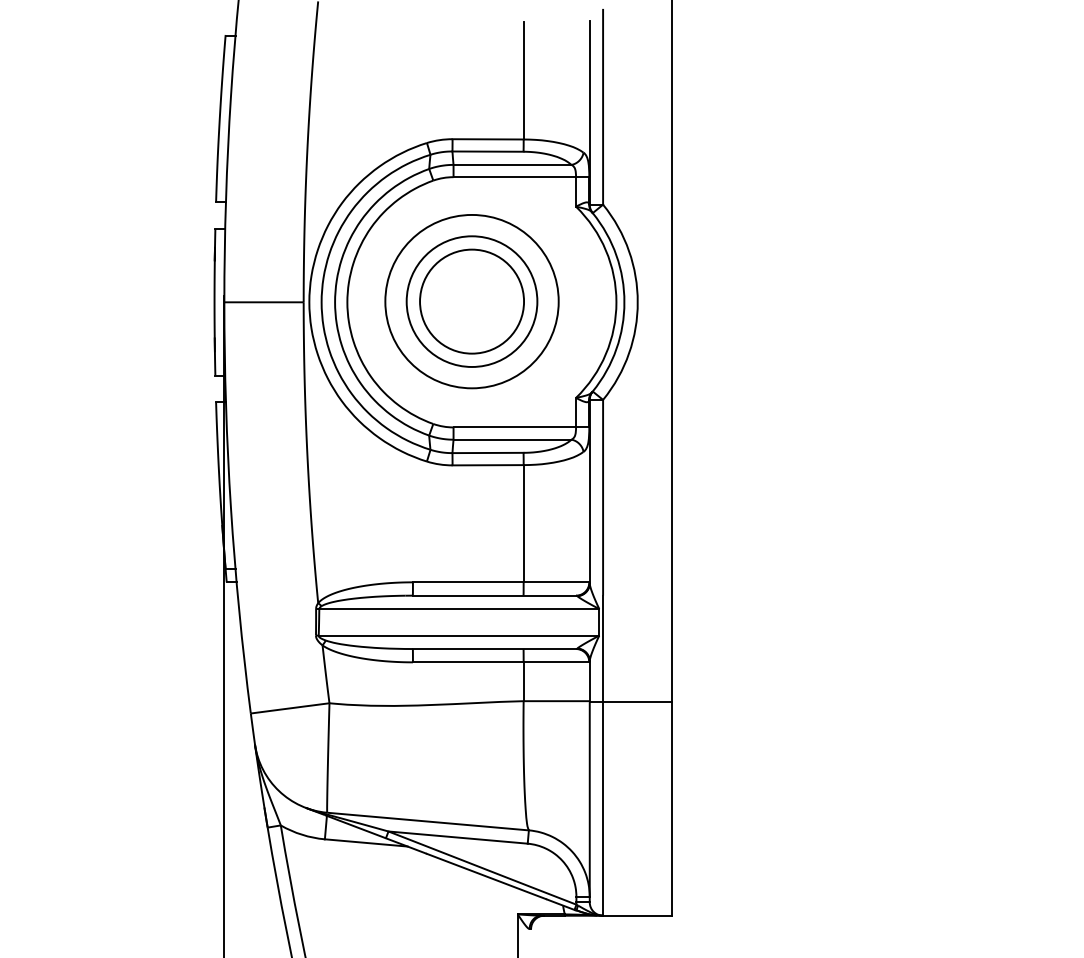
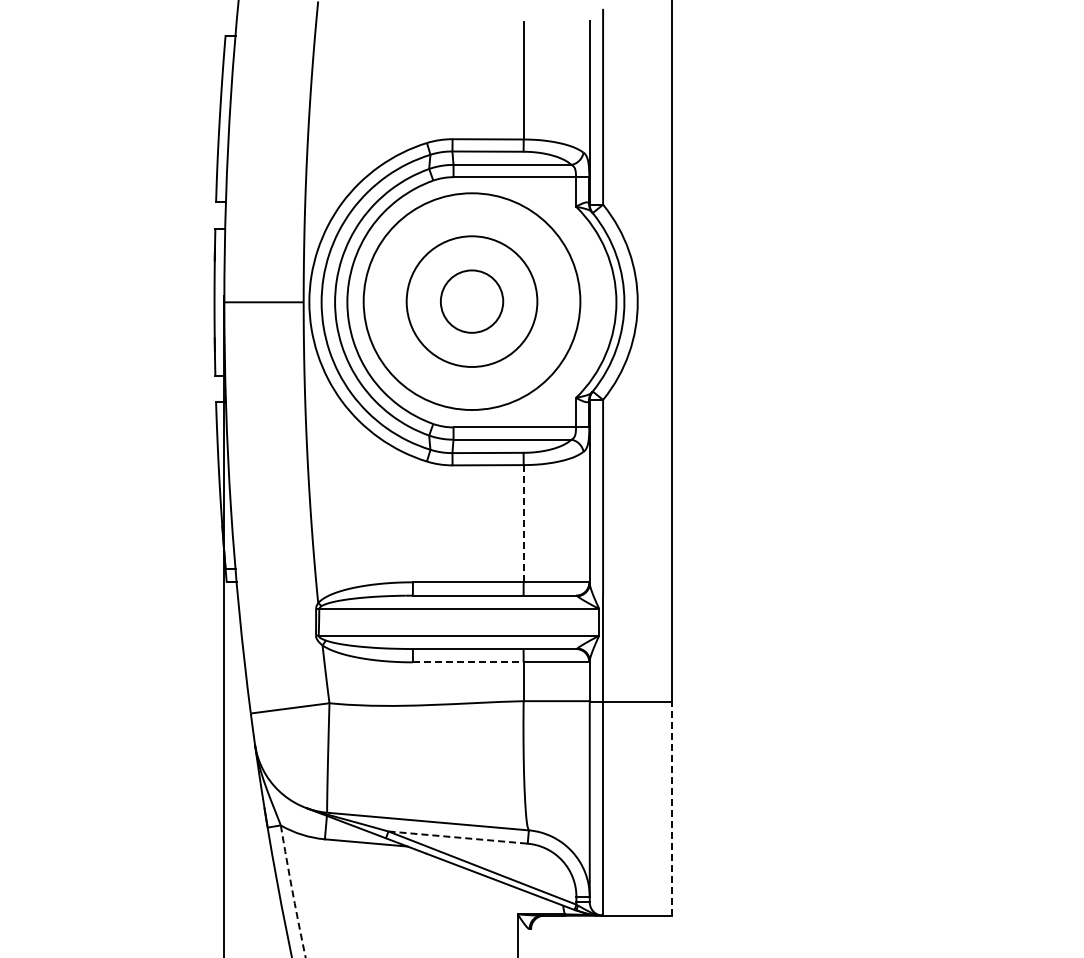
circle diameter: 173 px -> 217 px (471, 301)
circle diameter: 104 px -> 62 px (471, 301)
line: solid -> dashed (523, 523)
line: solid -> dashed (468, 662)
line: solid -> dashed (672, 809)
line: solid -> dashed (458, 837)
arc: solid -> dashed (292, 892)
